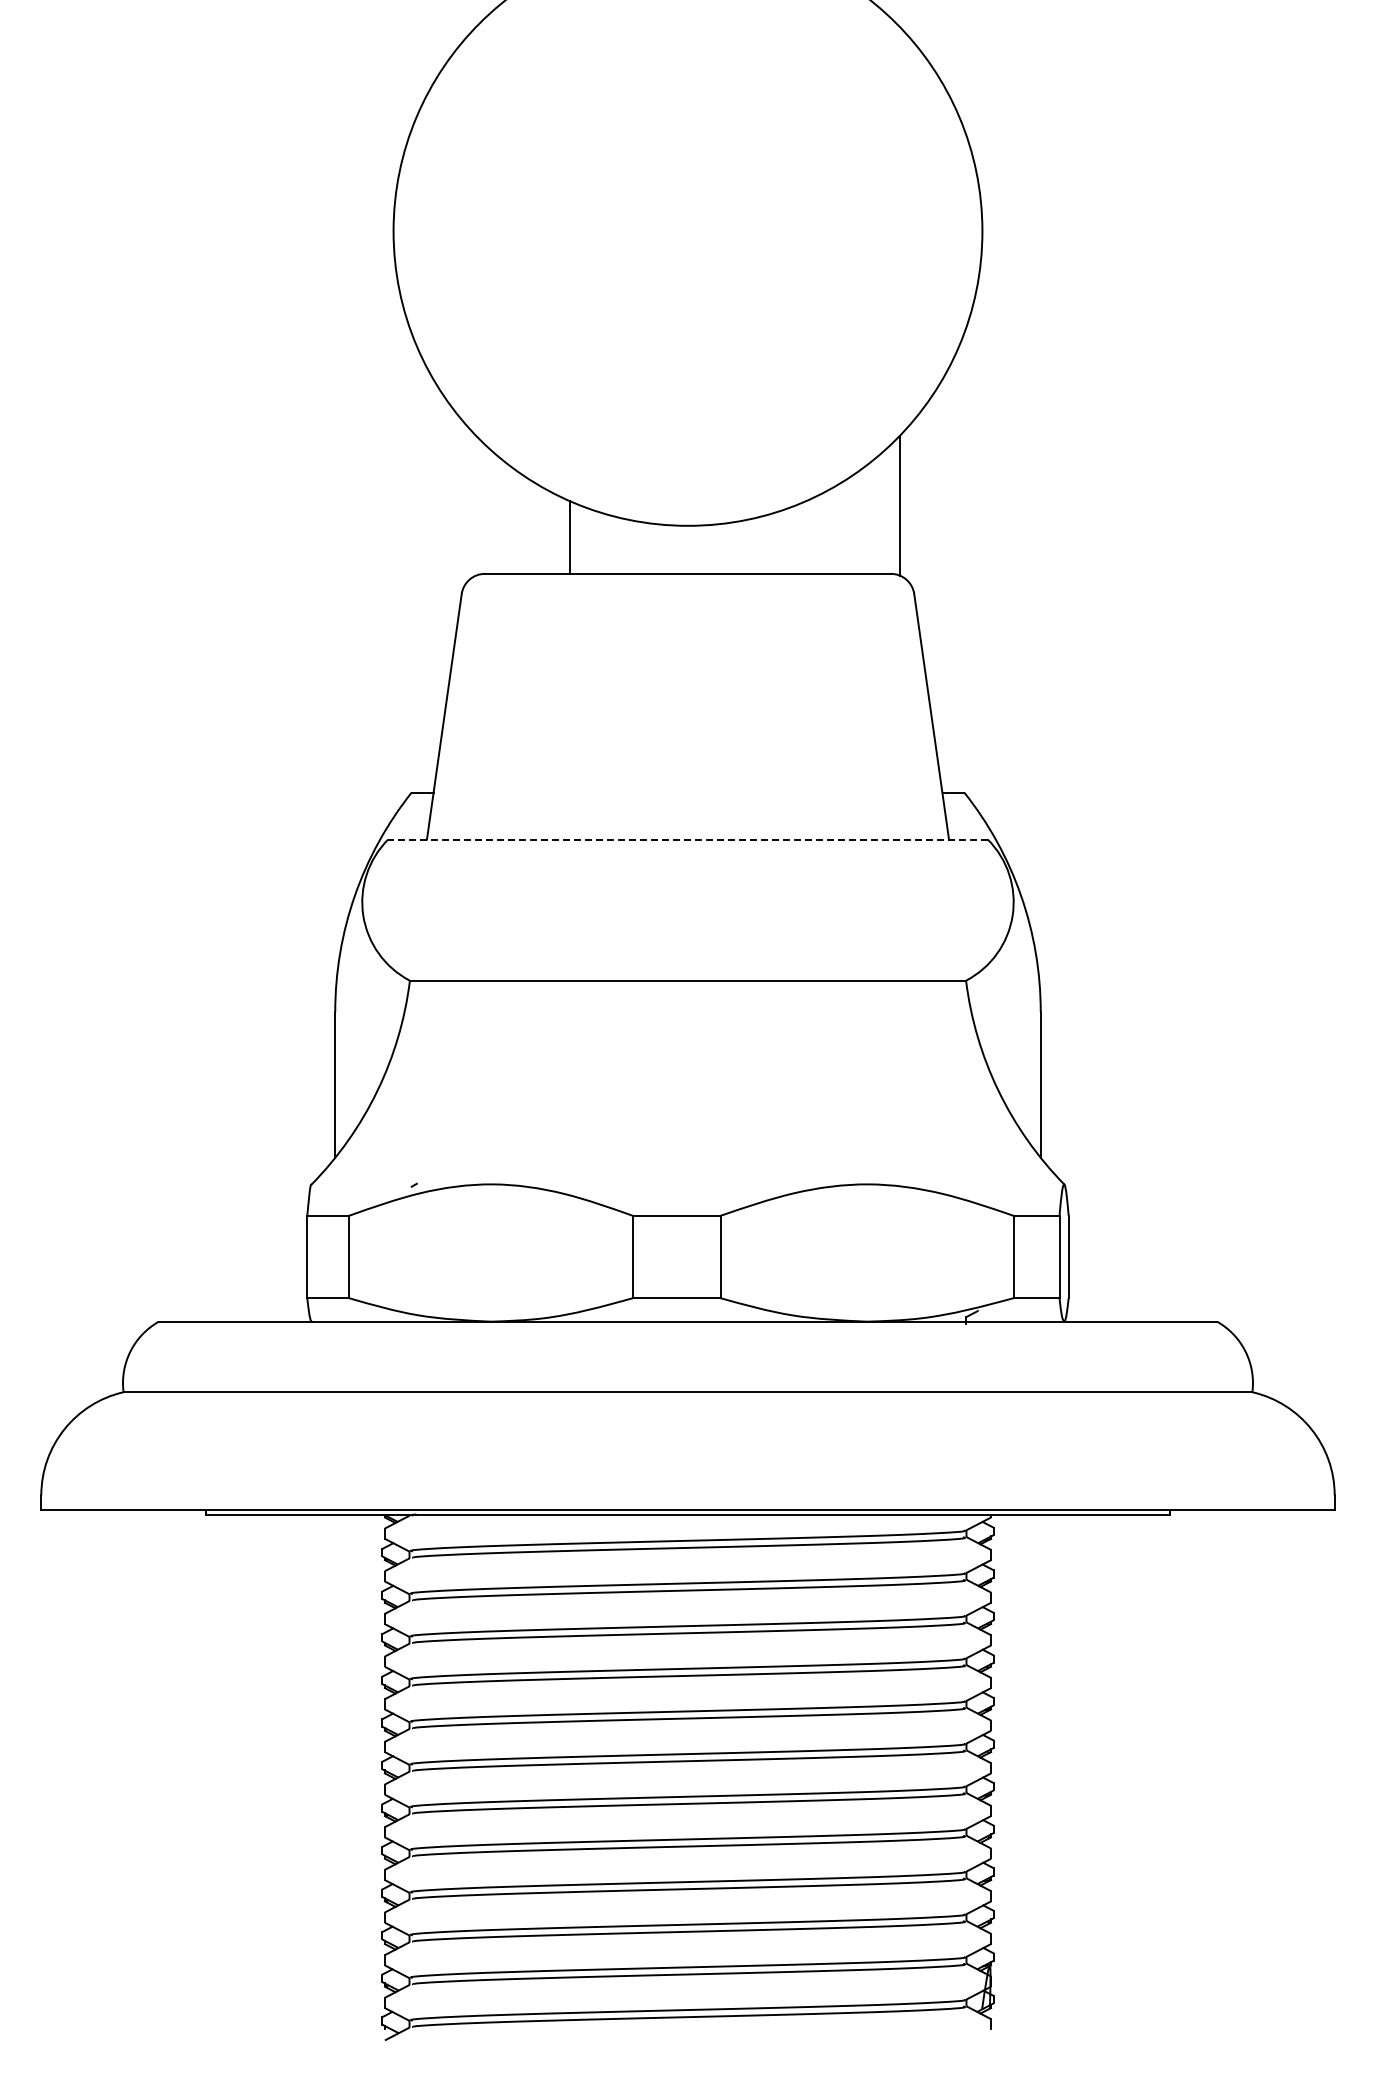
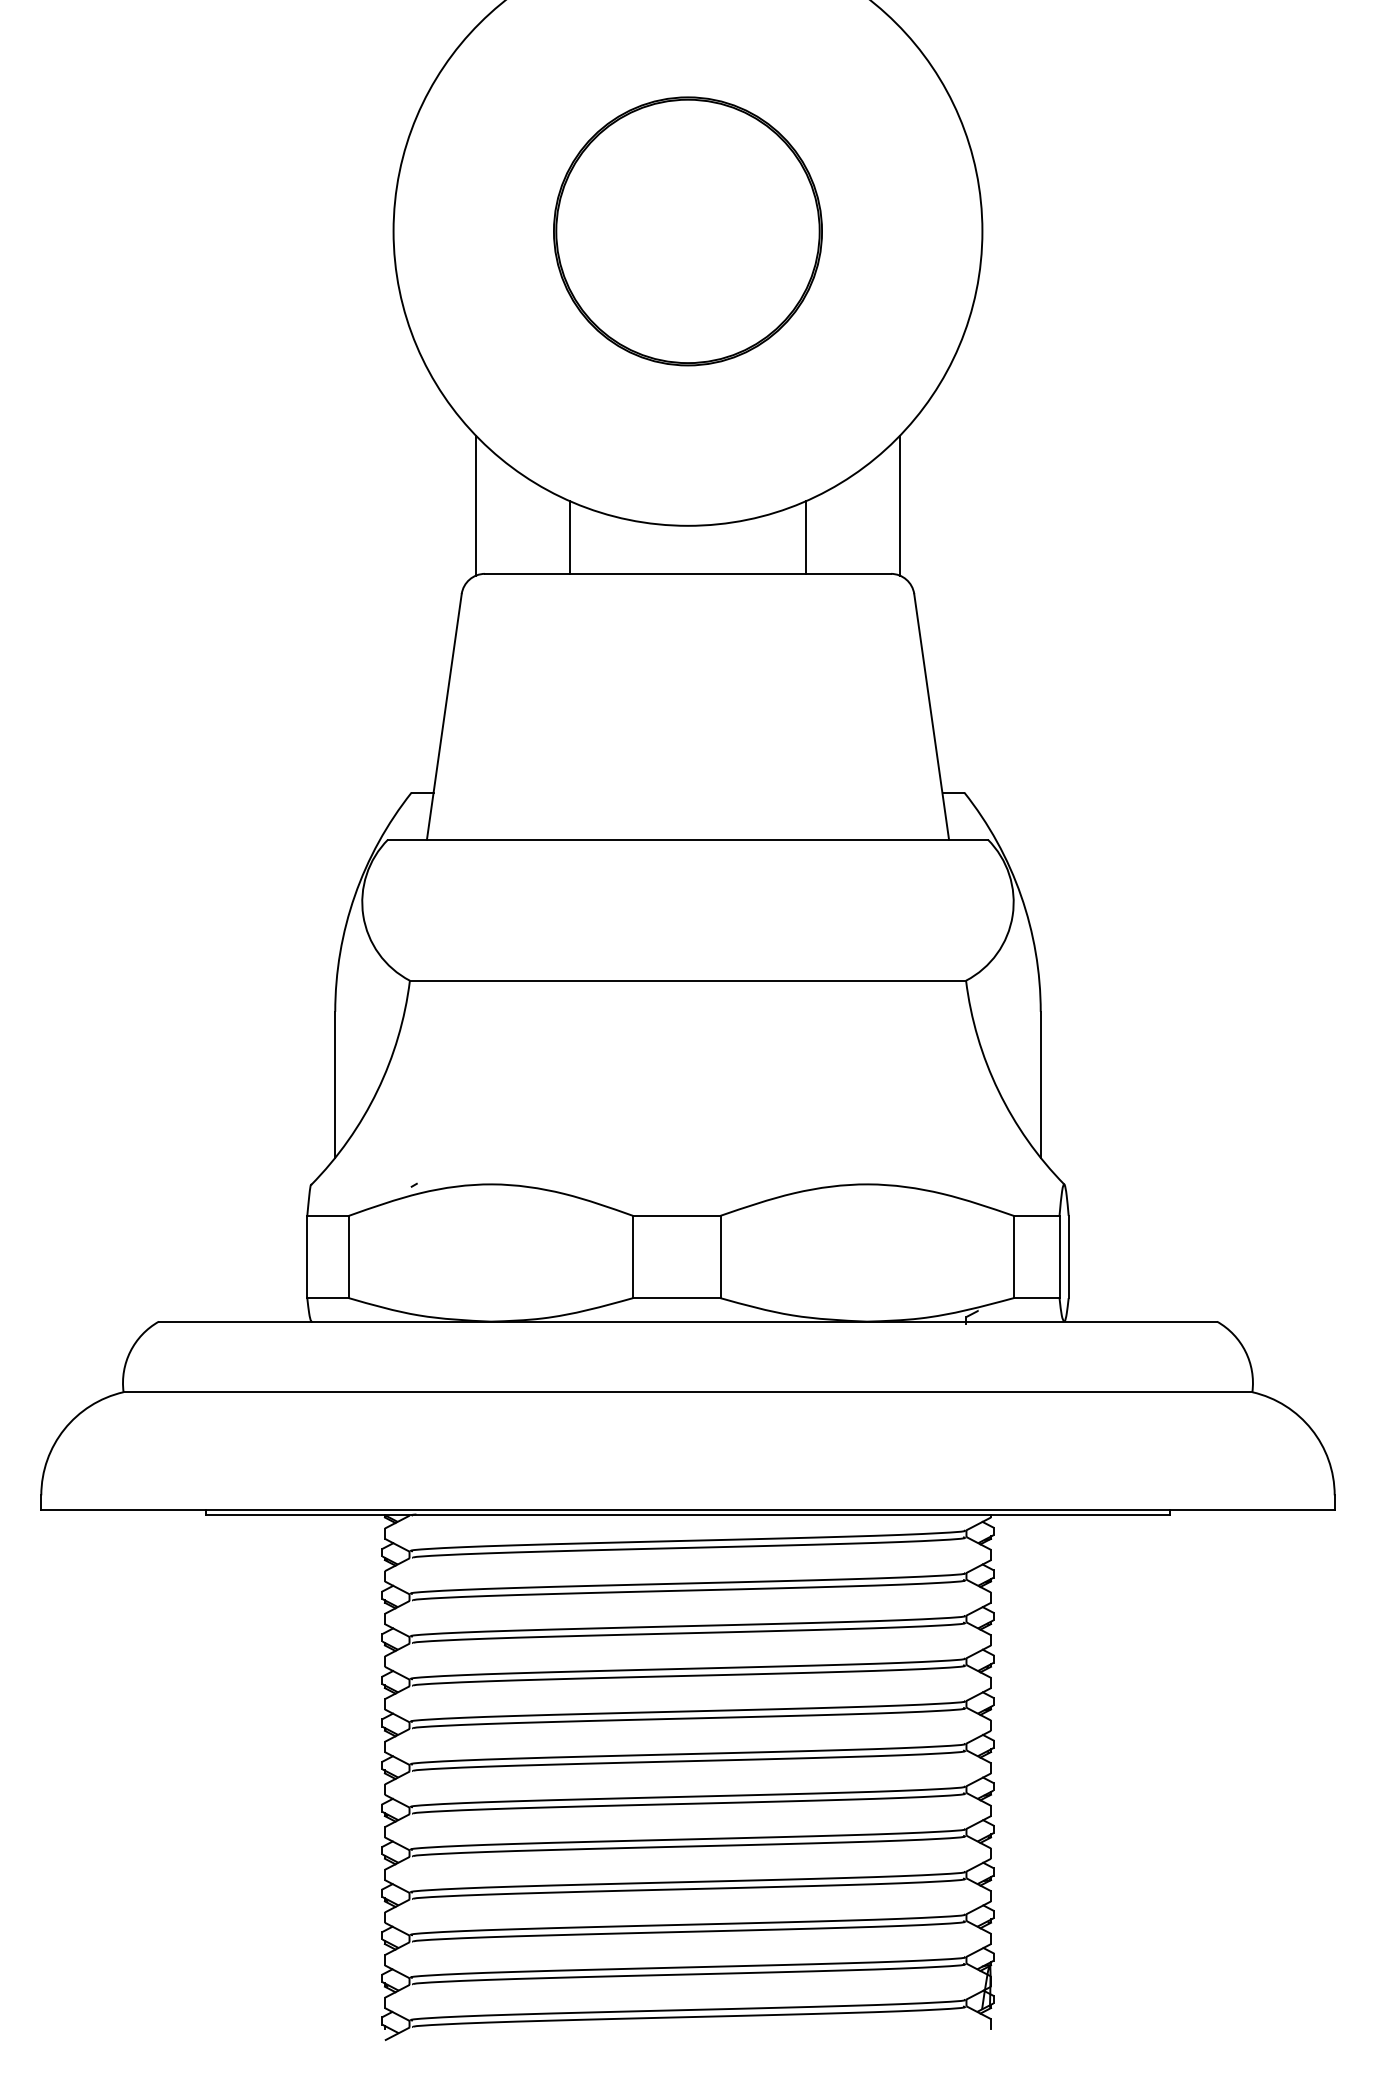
part: none -> present (687, 231)
line: none -> present (476, 505)
line: none -> present (805, 537)
line: dashed -> solid (688, 839)
